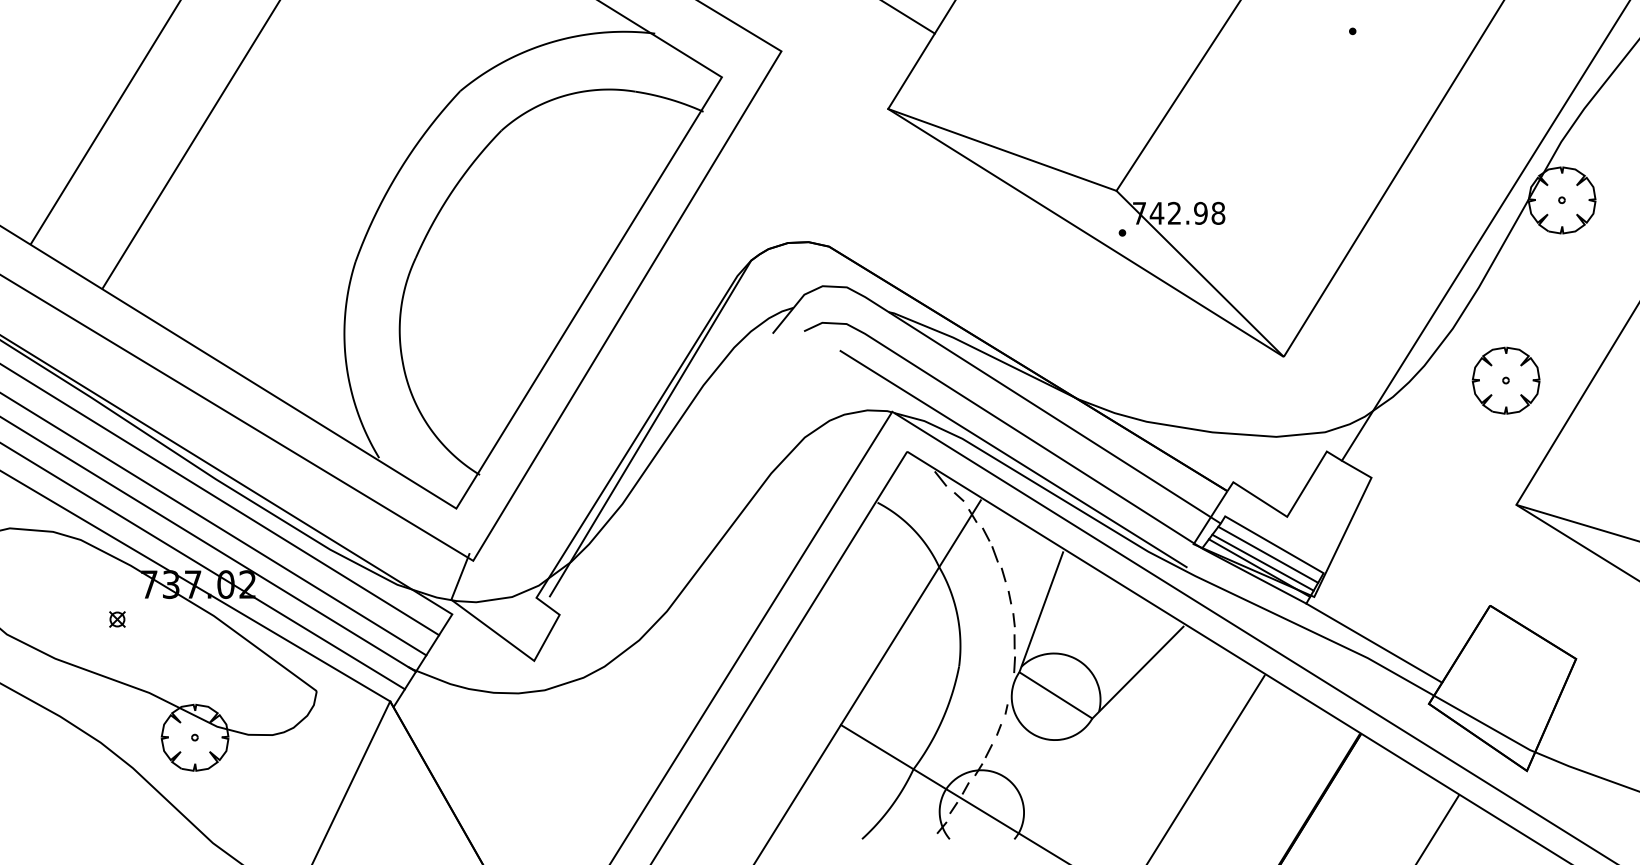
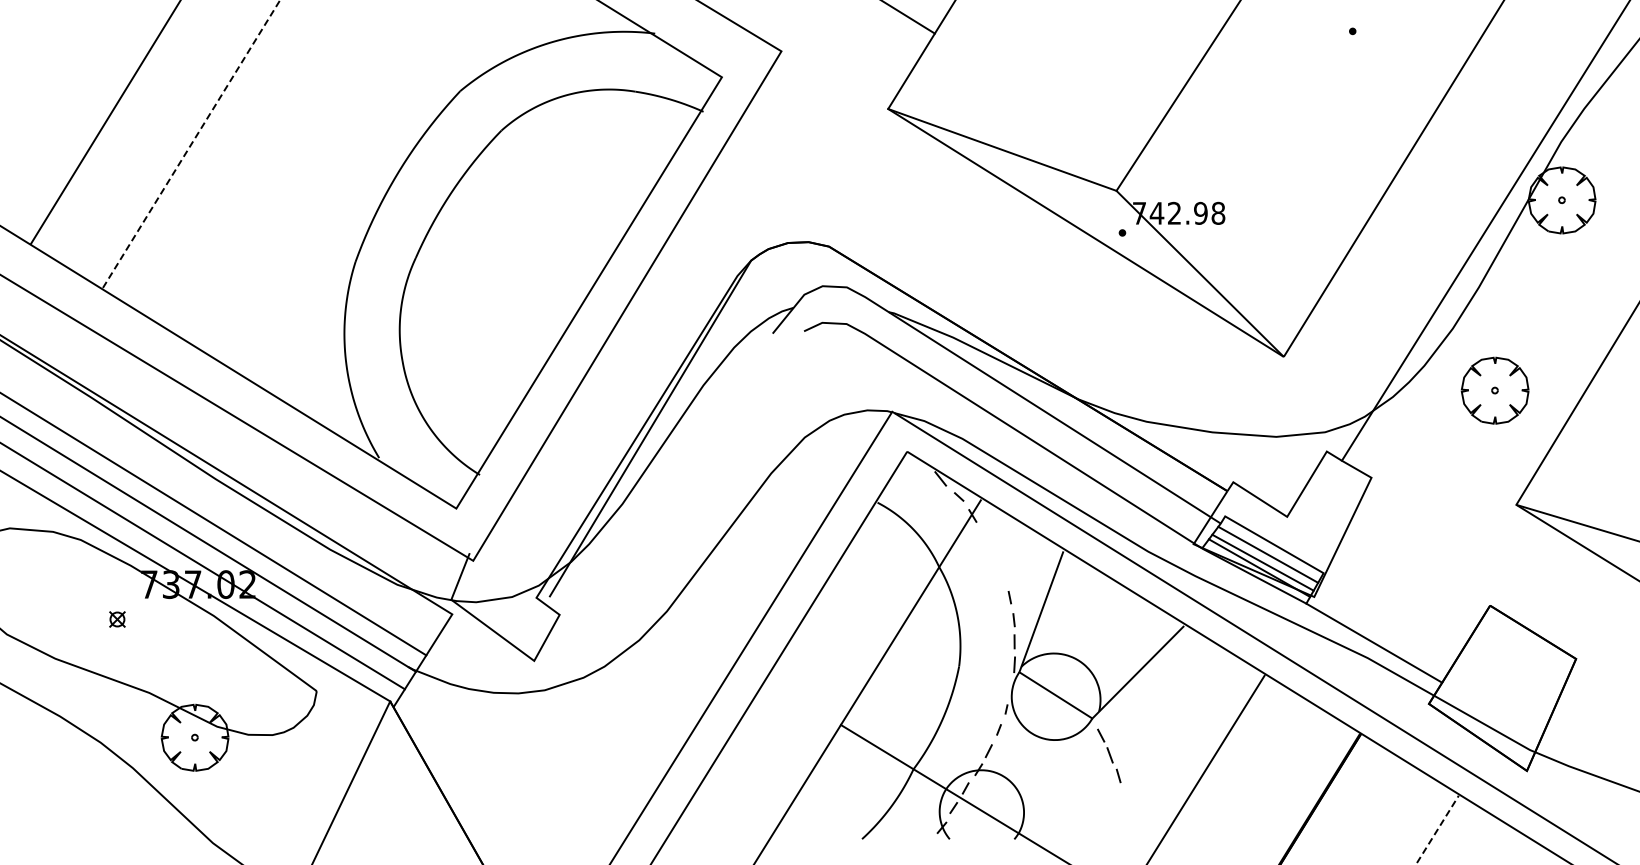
line: solid -> dashed (191, 144)
part position: (1505, 380) -> (1494, 390) (1494, 390)
line: present -> none (1013, 459)
line: present -> none (220, 500)
part position: (994, 554) -> (1109, 755) (1109, 755)
line: solid -> dashed (1437, 829)
